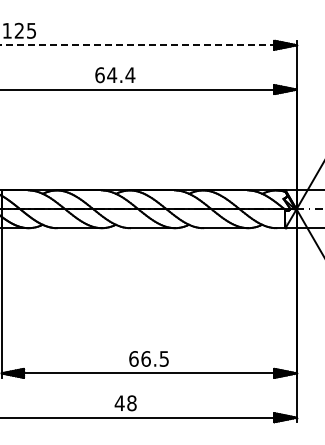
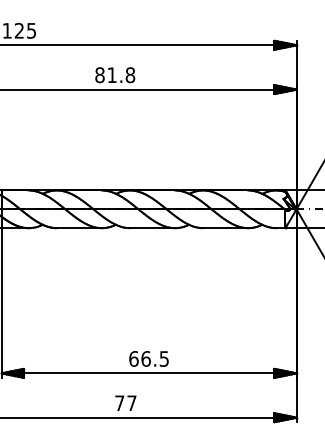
line: dashed -> solid (148, 45)
text: 64.4 -> 81.8 (115, 75)
text: 48 -> 77 (125, 403)
